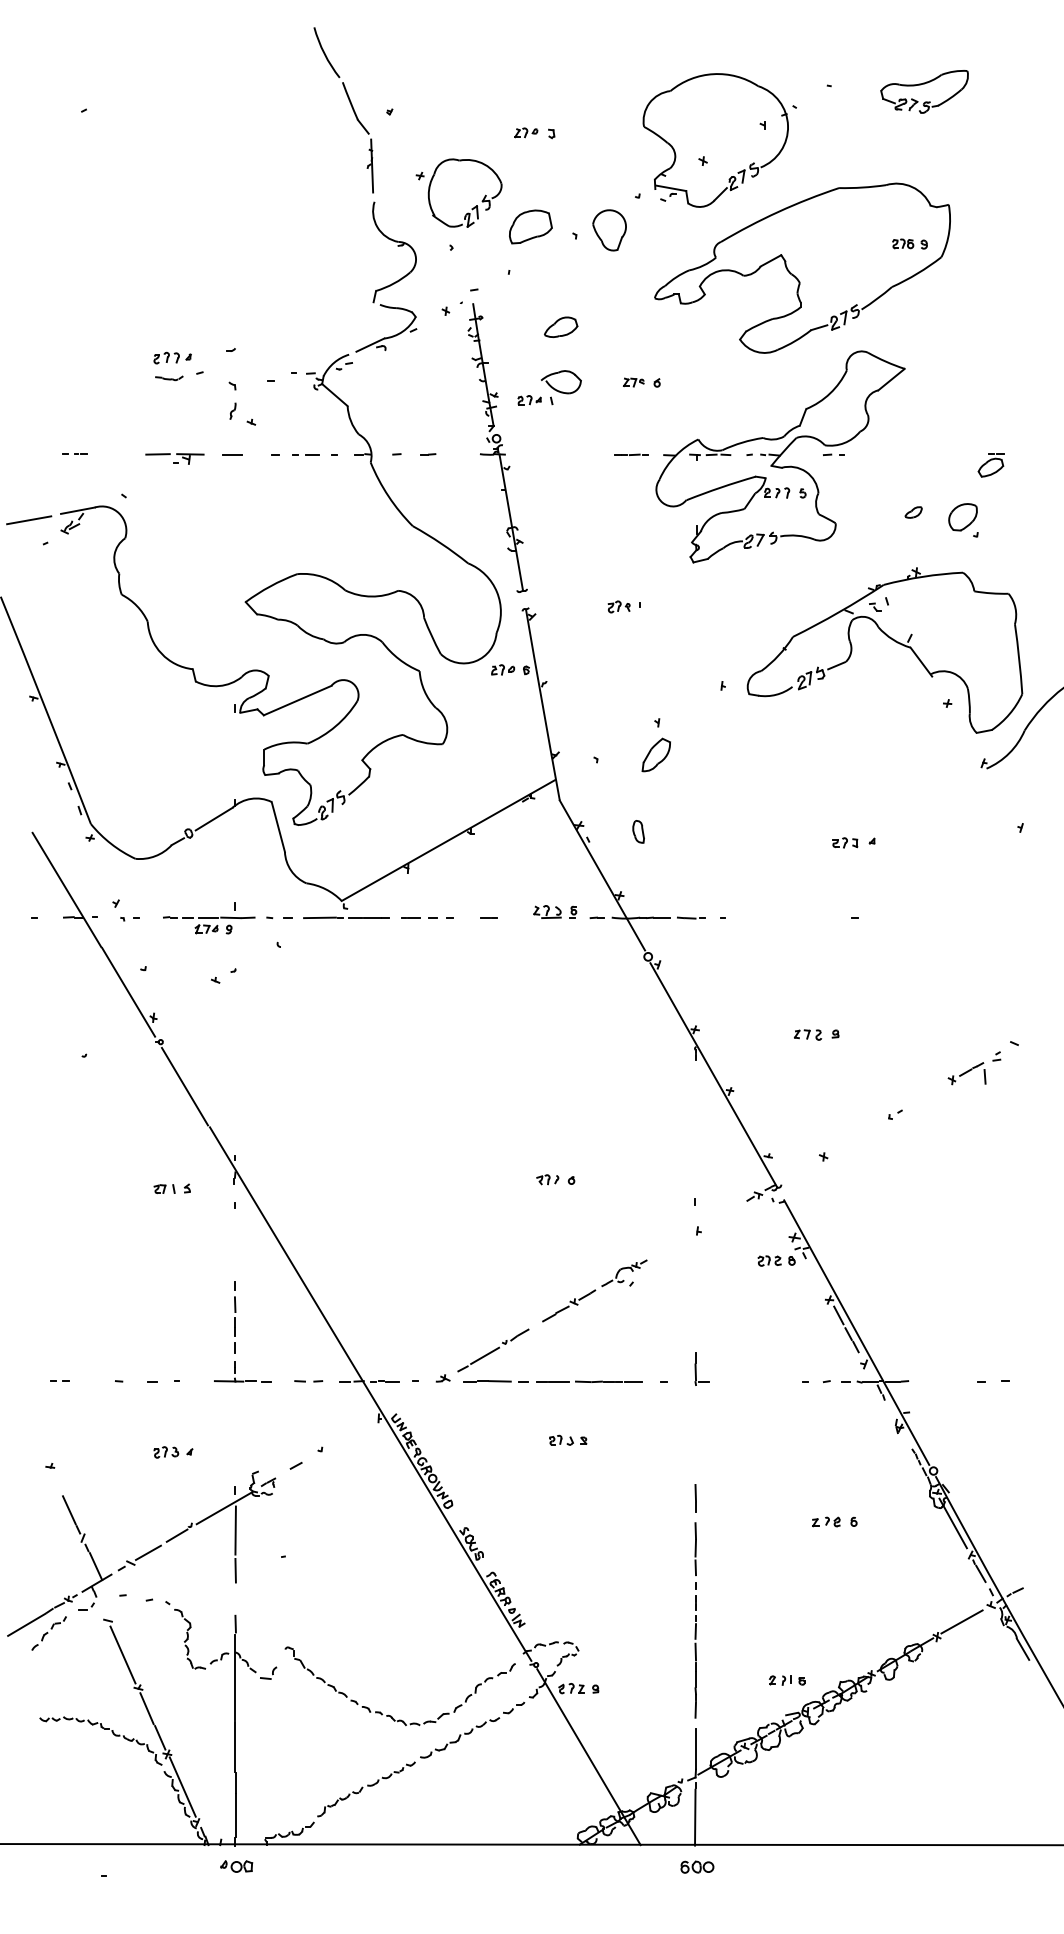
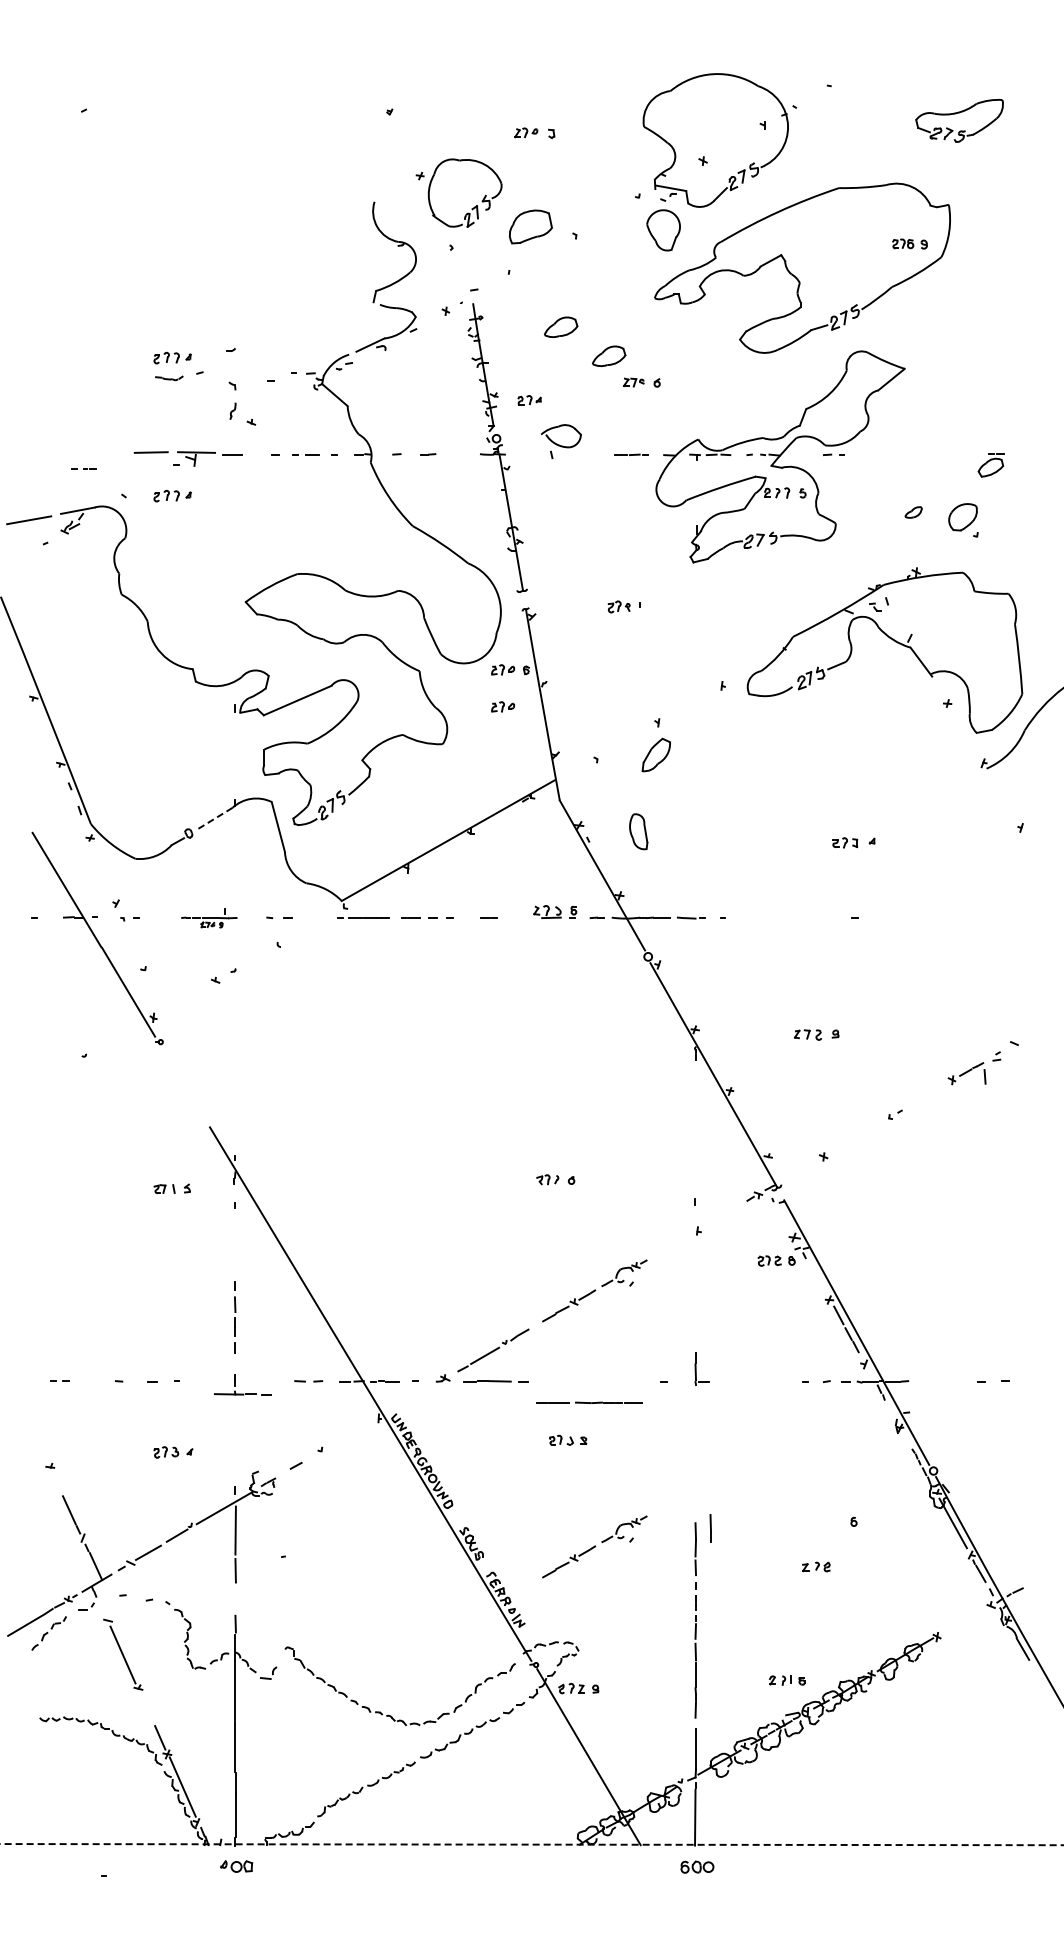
part position: (921, 85) -> (956, 114) (956, 114)
part: present -> none (351, 107)
part position: (609, 230) -> (663, 230) (663, 230)
part: none -> present (609, 355)
part position: (561, 387) -> (561, 441) (561, 441)
line position: (74, 453) -> (83, 468) (83, 468)
part size: 60x12 px -> 83x16 px (174, 458)
part: none -> present (172, 495)
part: none -> present (503, 706)
line: solid -> dashed (214, 819)
part size: 13x24 px -> 20x38 px (638, 831)
line: present -> none (319, 917)
part size: 93x33 px -> 57x21 px (209, 918)
line: present -> none (184, 1086)
part position: (235, 1371) -> (235, 1384) (235, 1384)
line position: (589, 1381) -> (589, 1402) (589, 1402)
line position: (695, 1498) -> (710, 1528) (710, 1528)
part position: (826, 1521) -> (816, 1566) (816, 1566)
part: none -> present (594, 1546)
line: present -> none (961, 1621)
line: present -> none (146, 1708)
line: solid -> dashed (532, 1844)
